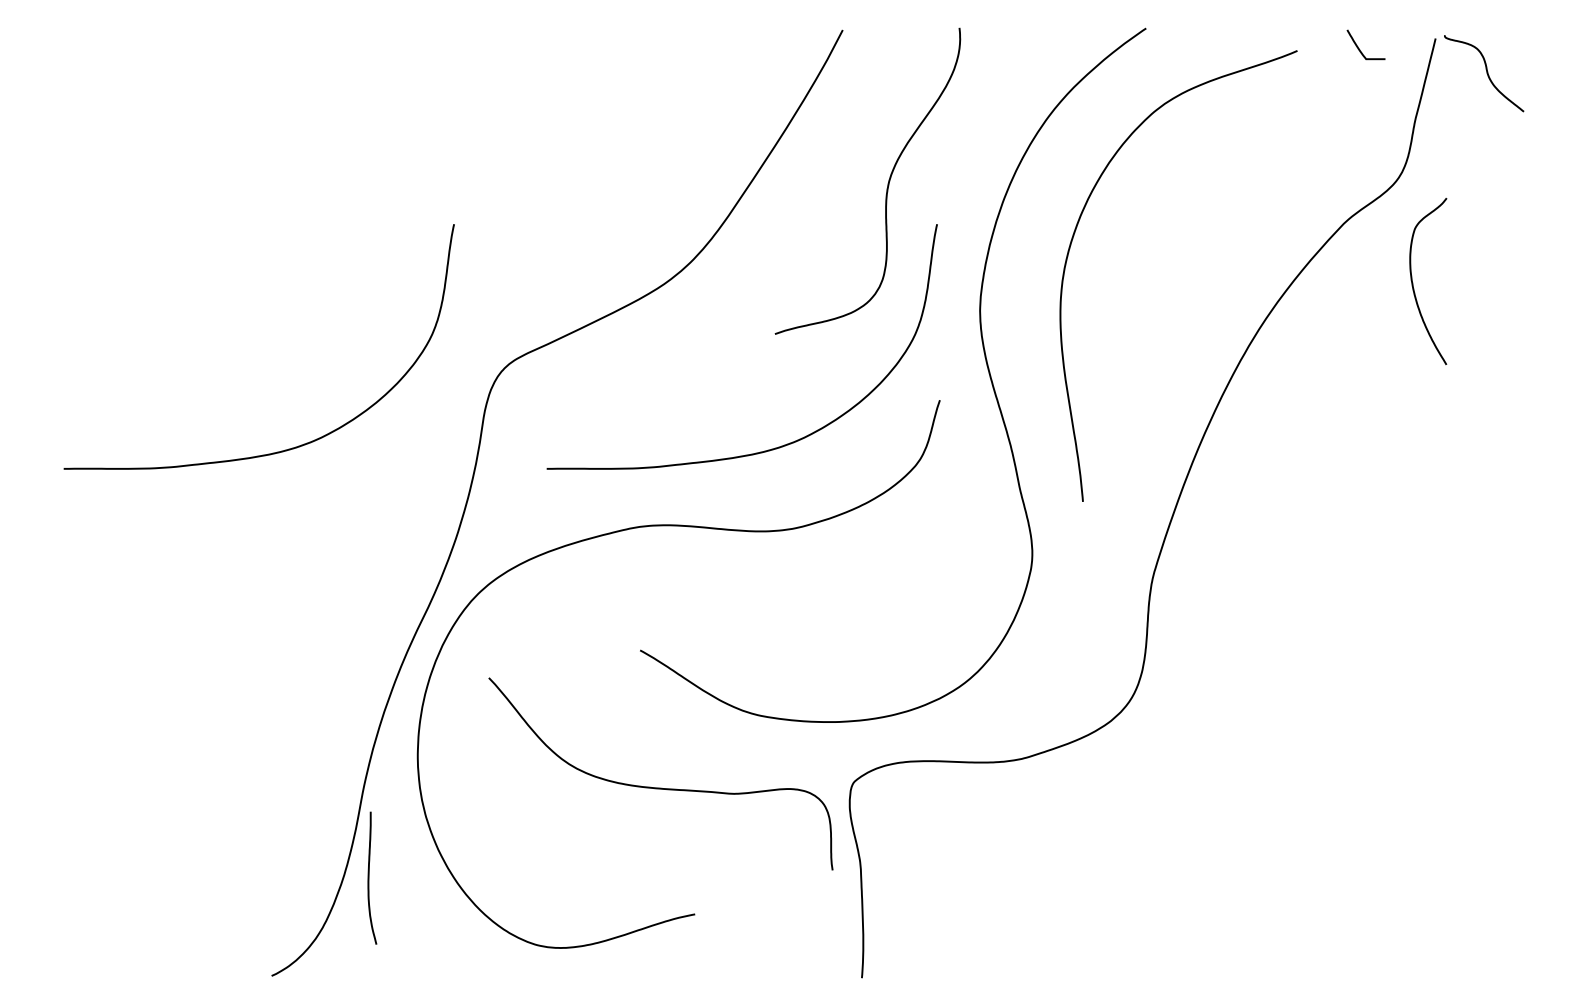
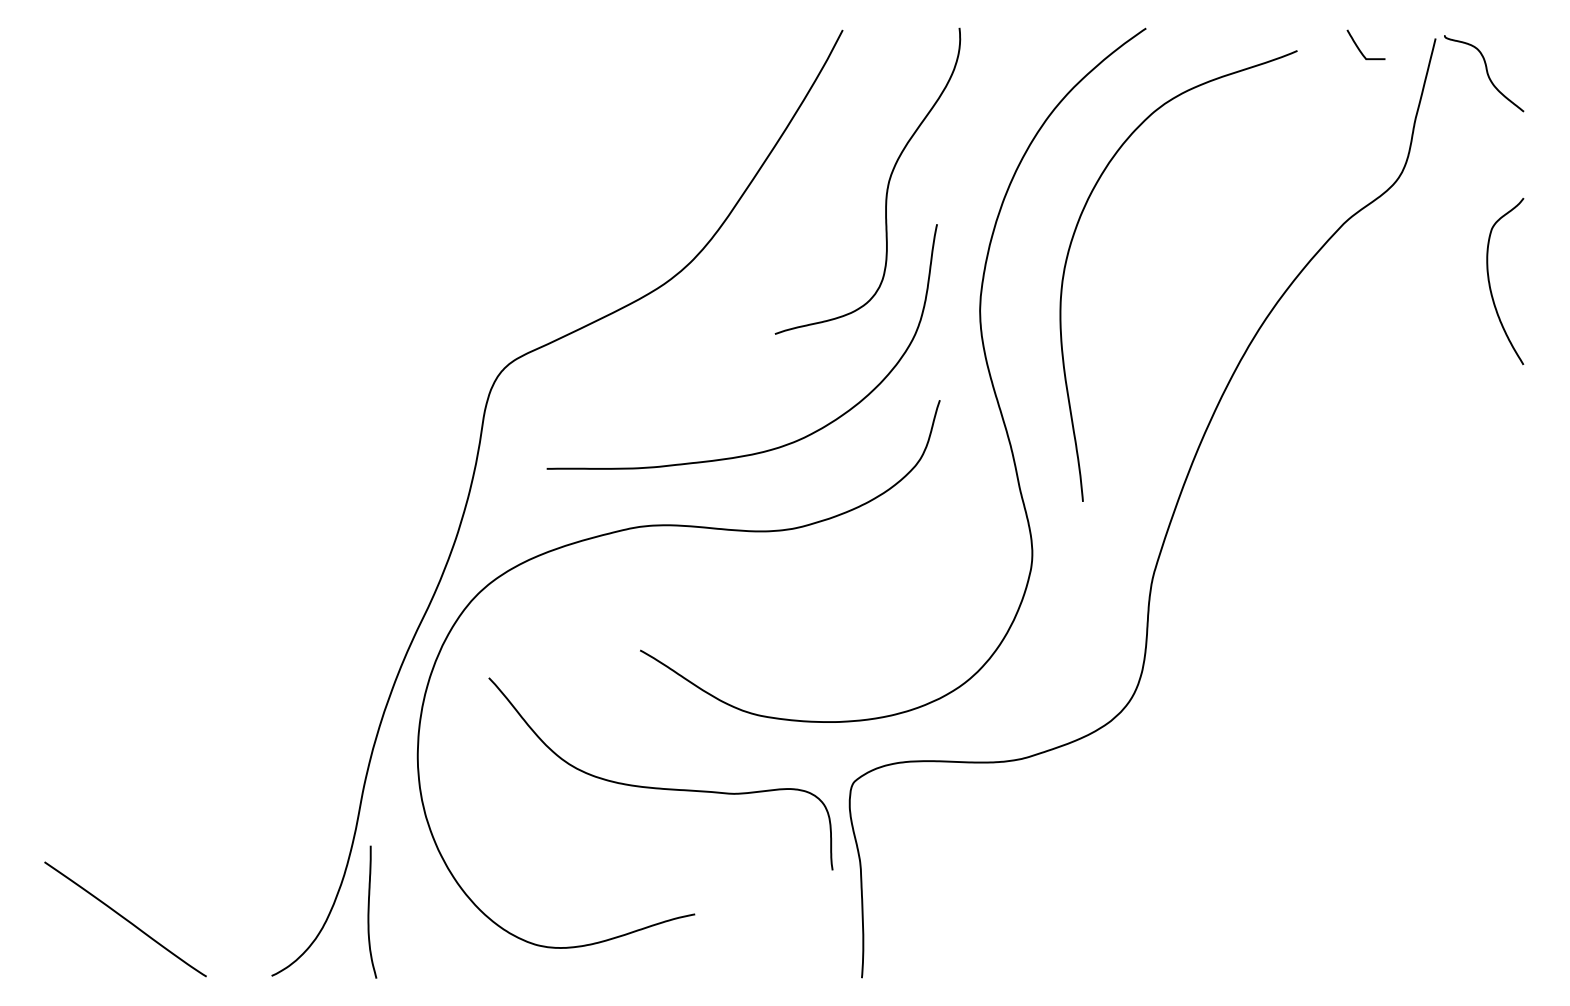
curve position: (1413, 282) -> (1490, 282) (1490, 282)
curve: present -> none (288, 448)
curve position: (369, 877) -> (369, 911) (369, 911)
curve: none -> present (125, 919)
